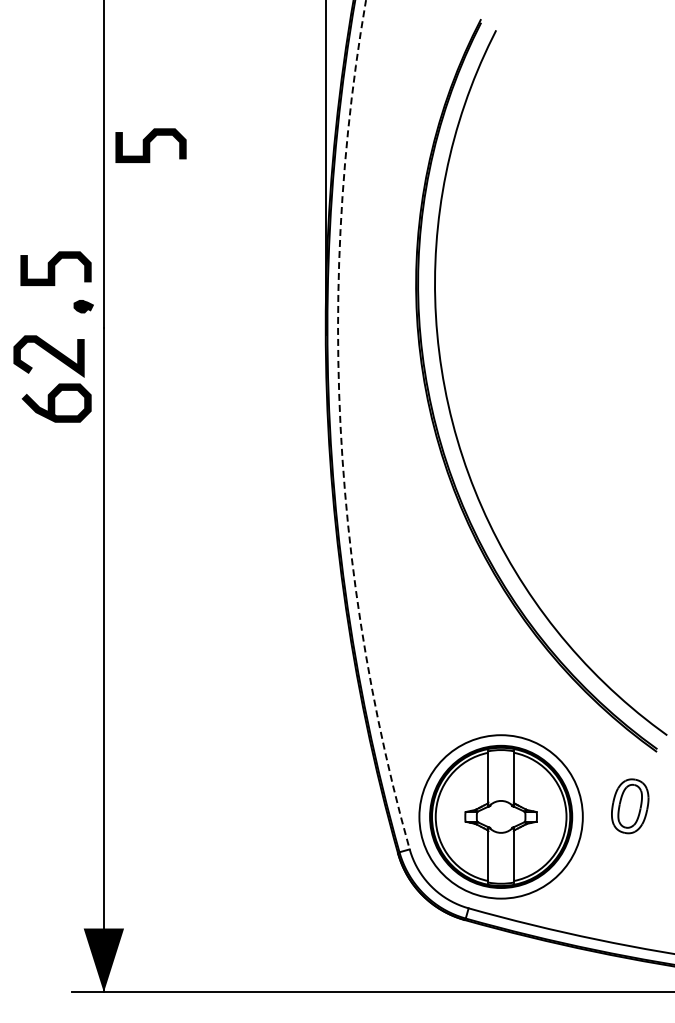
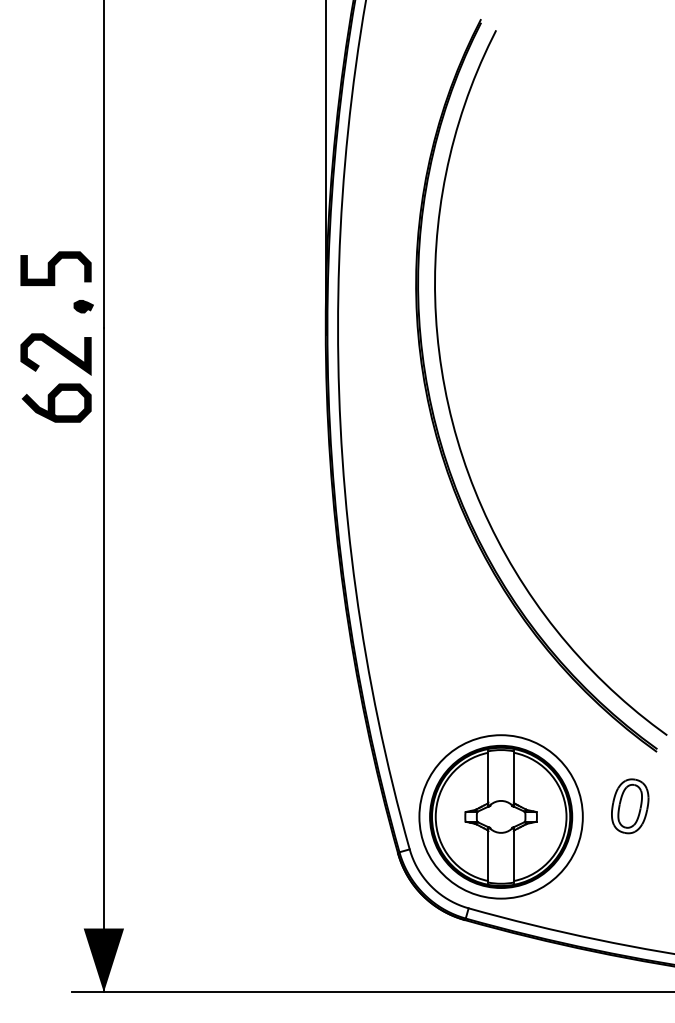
curve: present -> none (150, 145)
curve position: (50, 354) -> (57, 352) (57, 352)
arc: dashed -> solid (340, 428)
